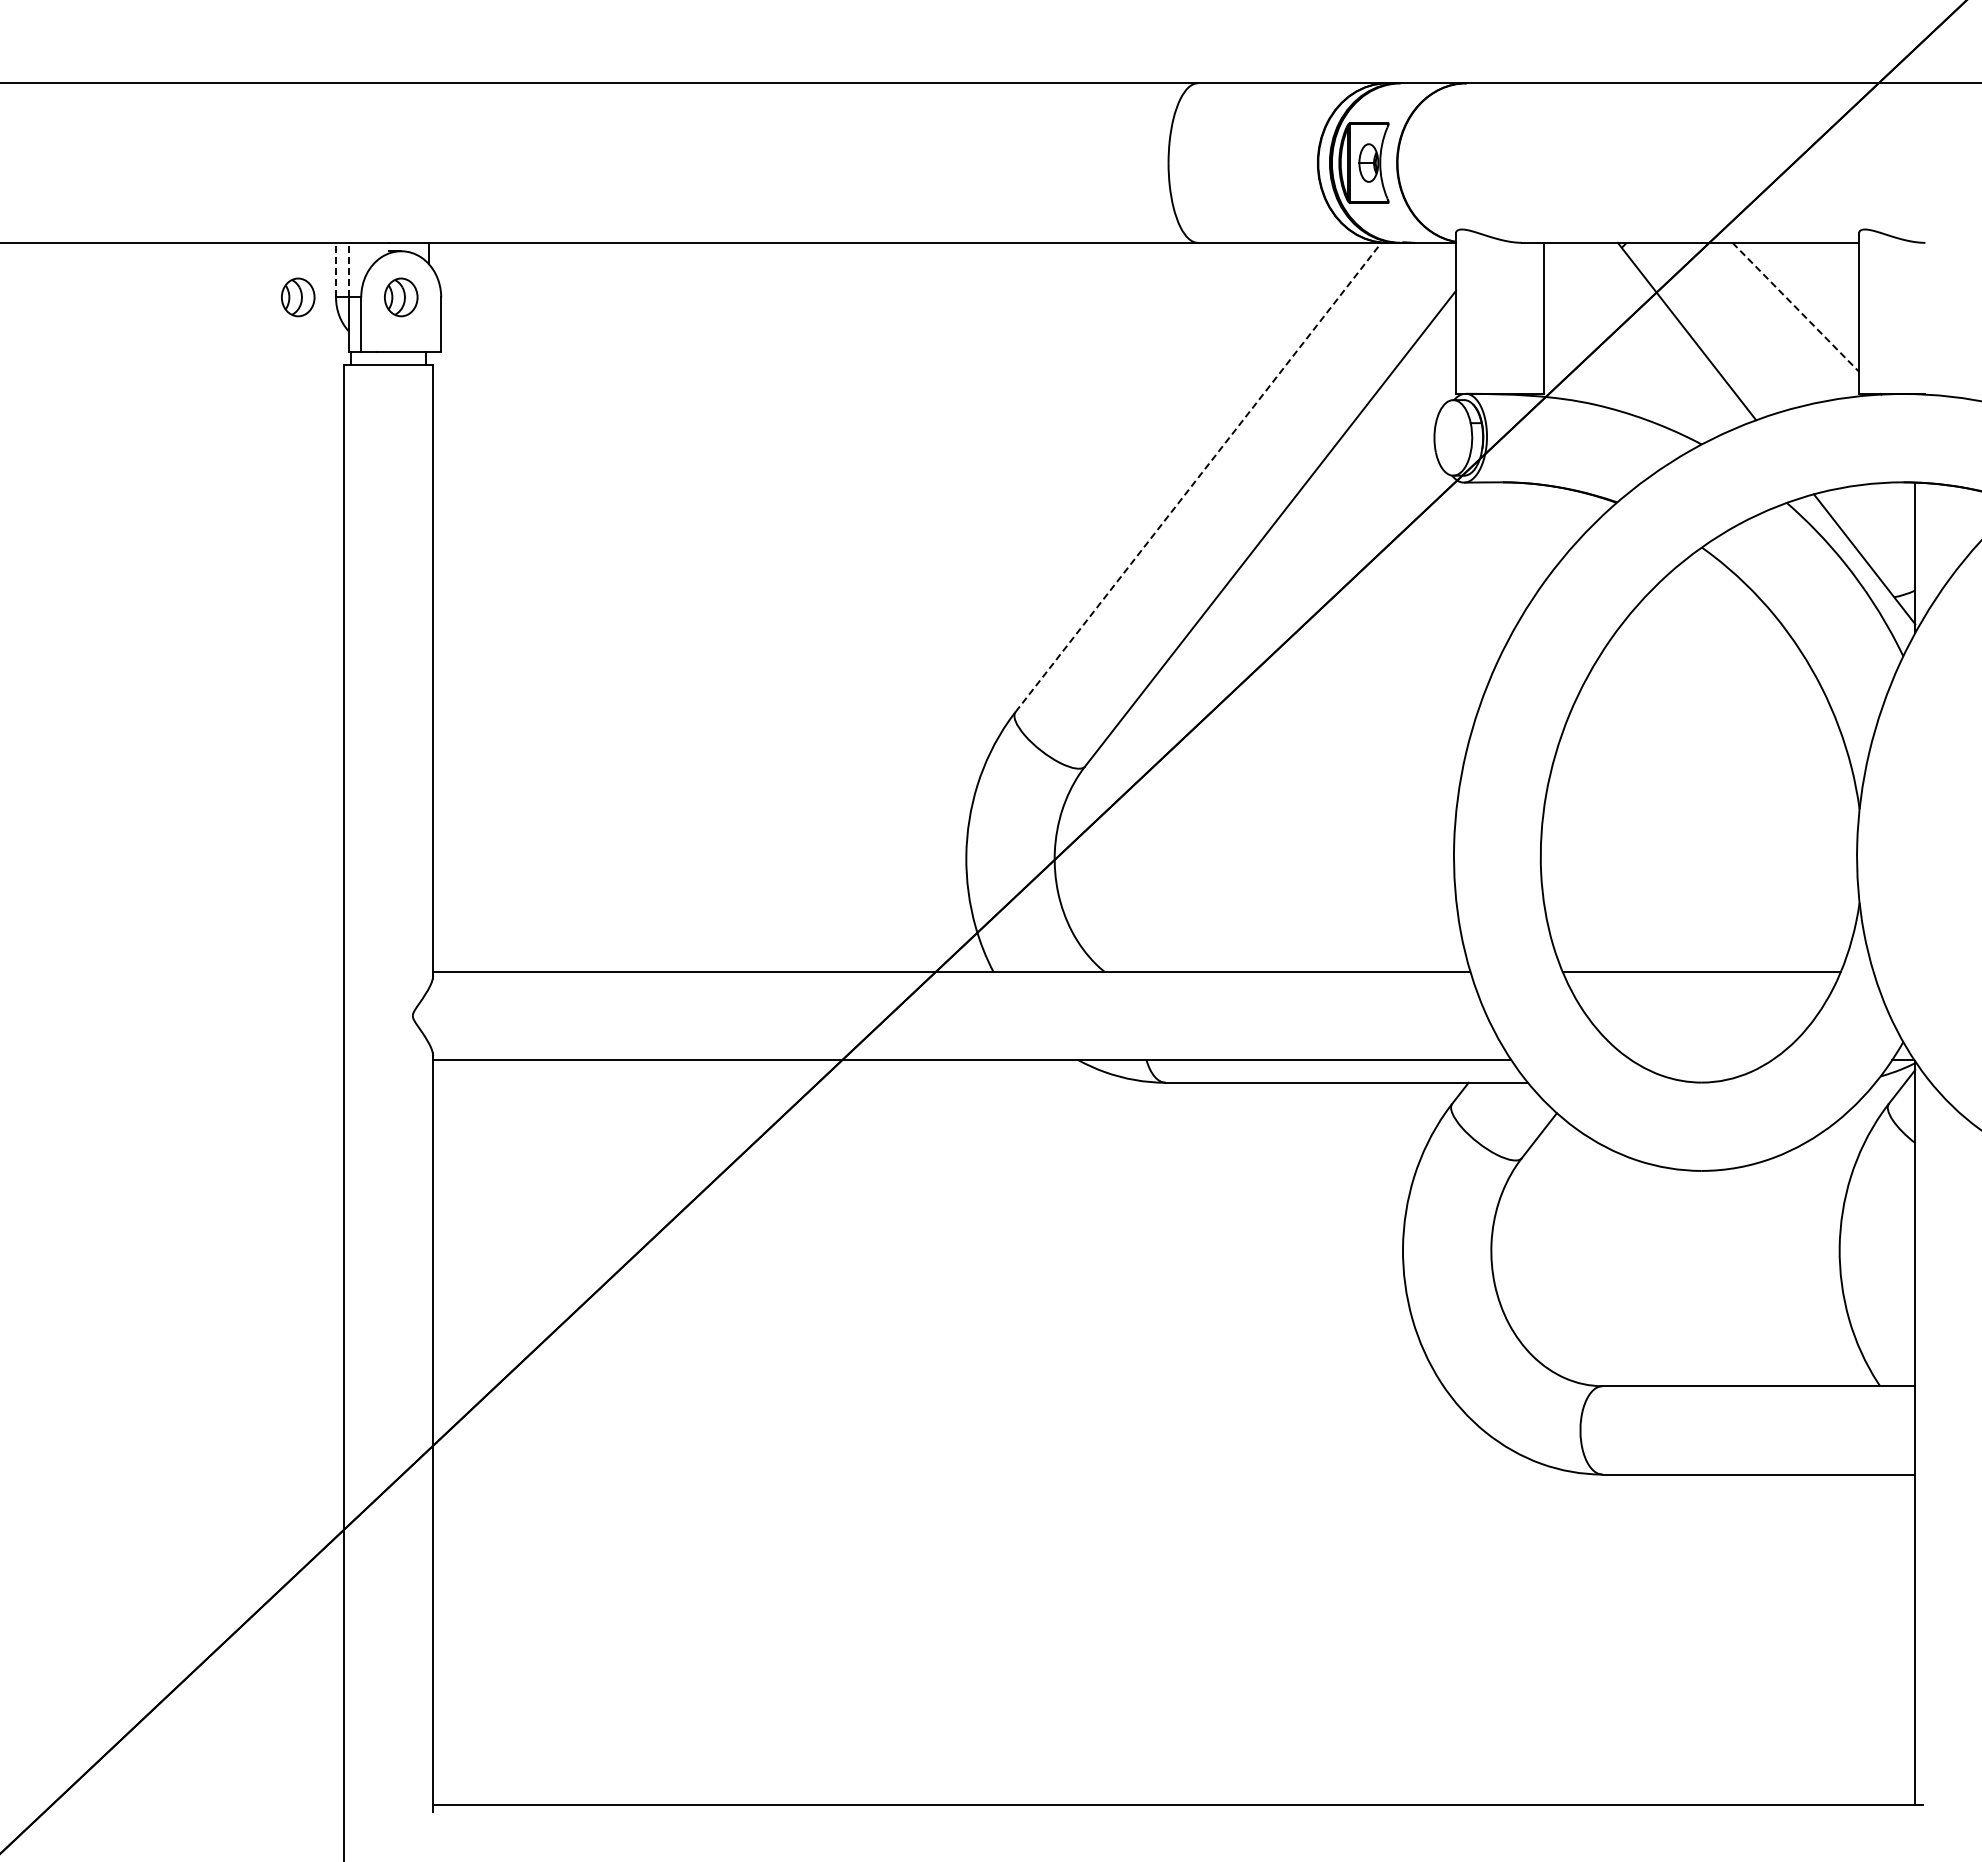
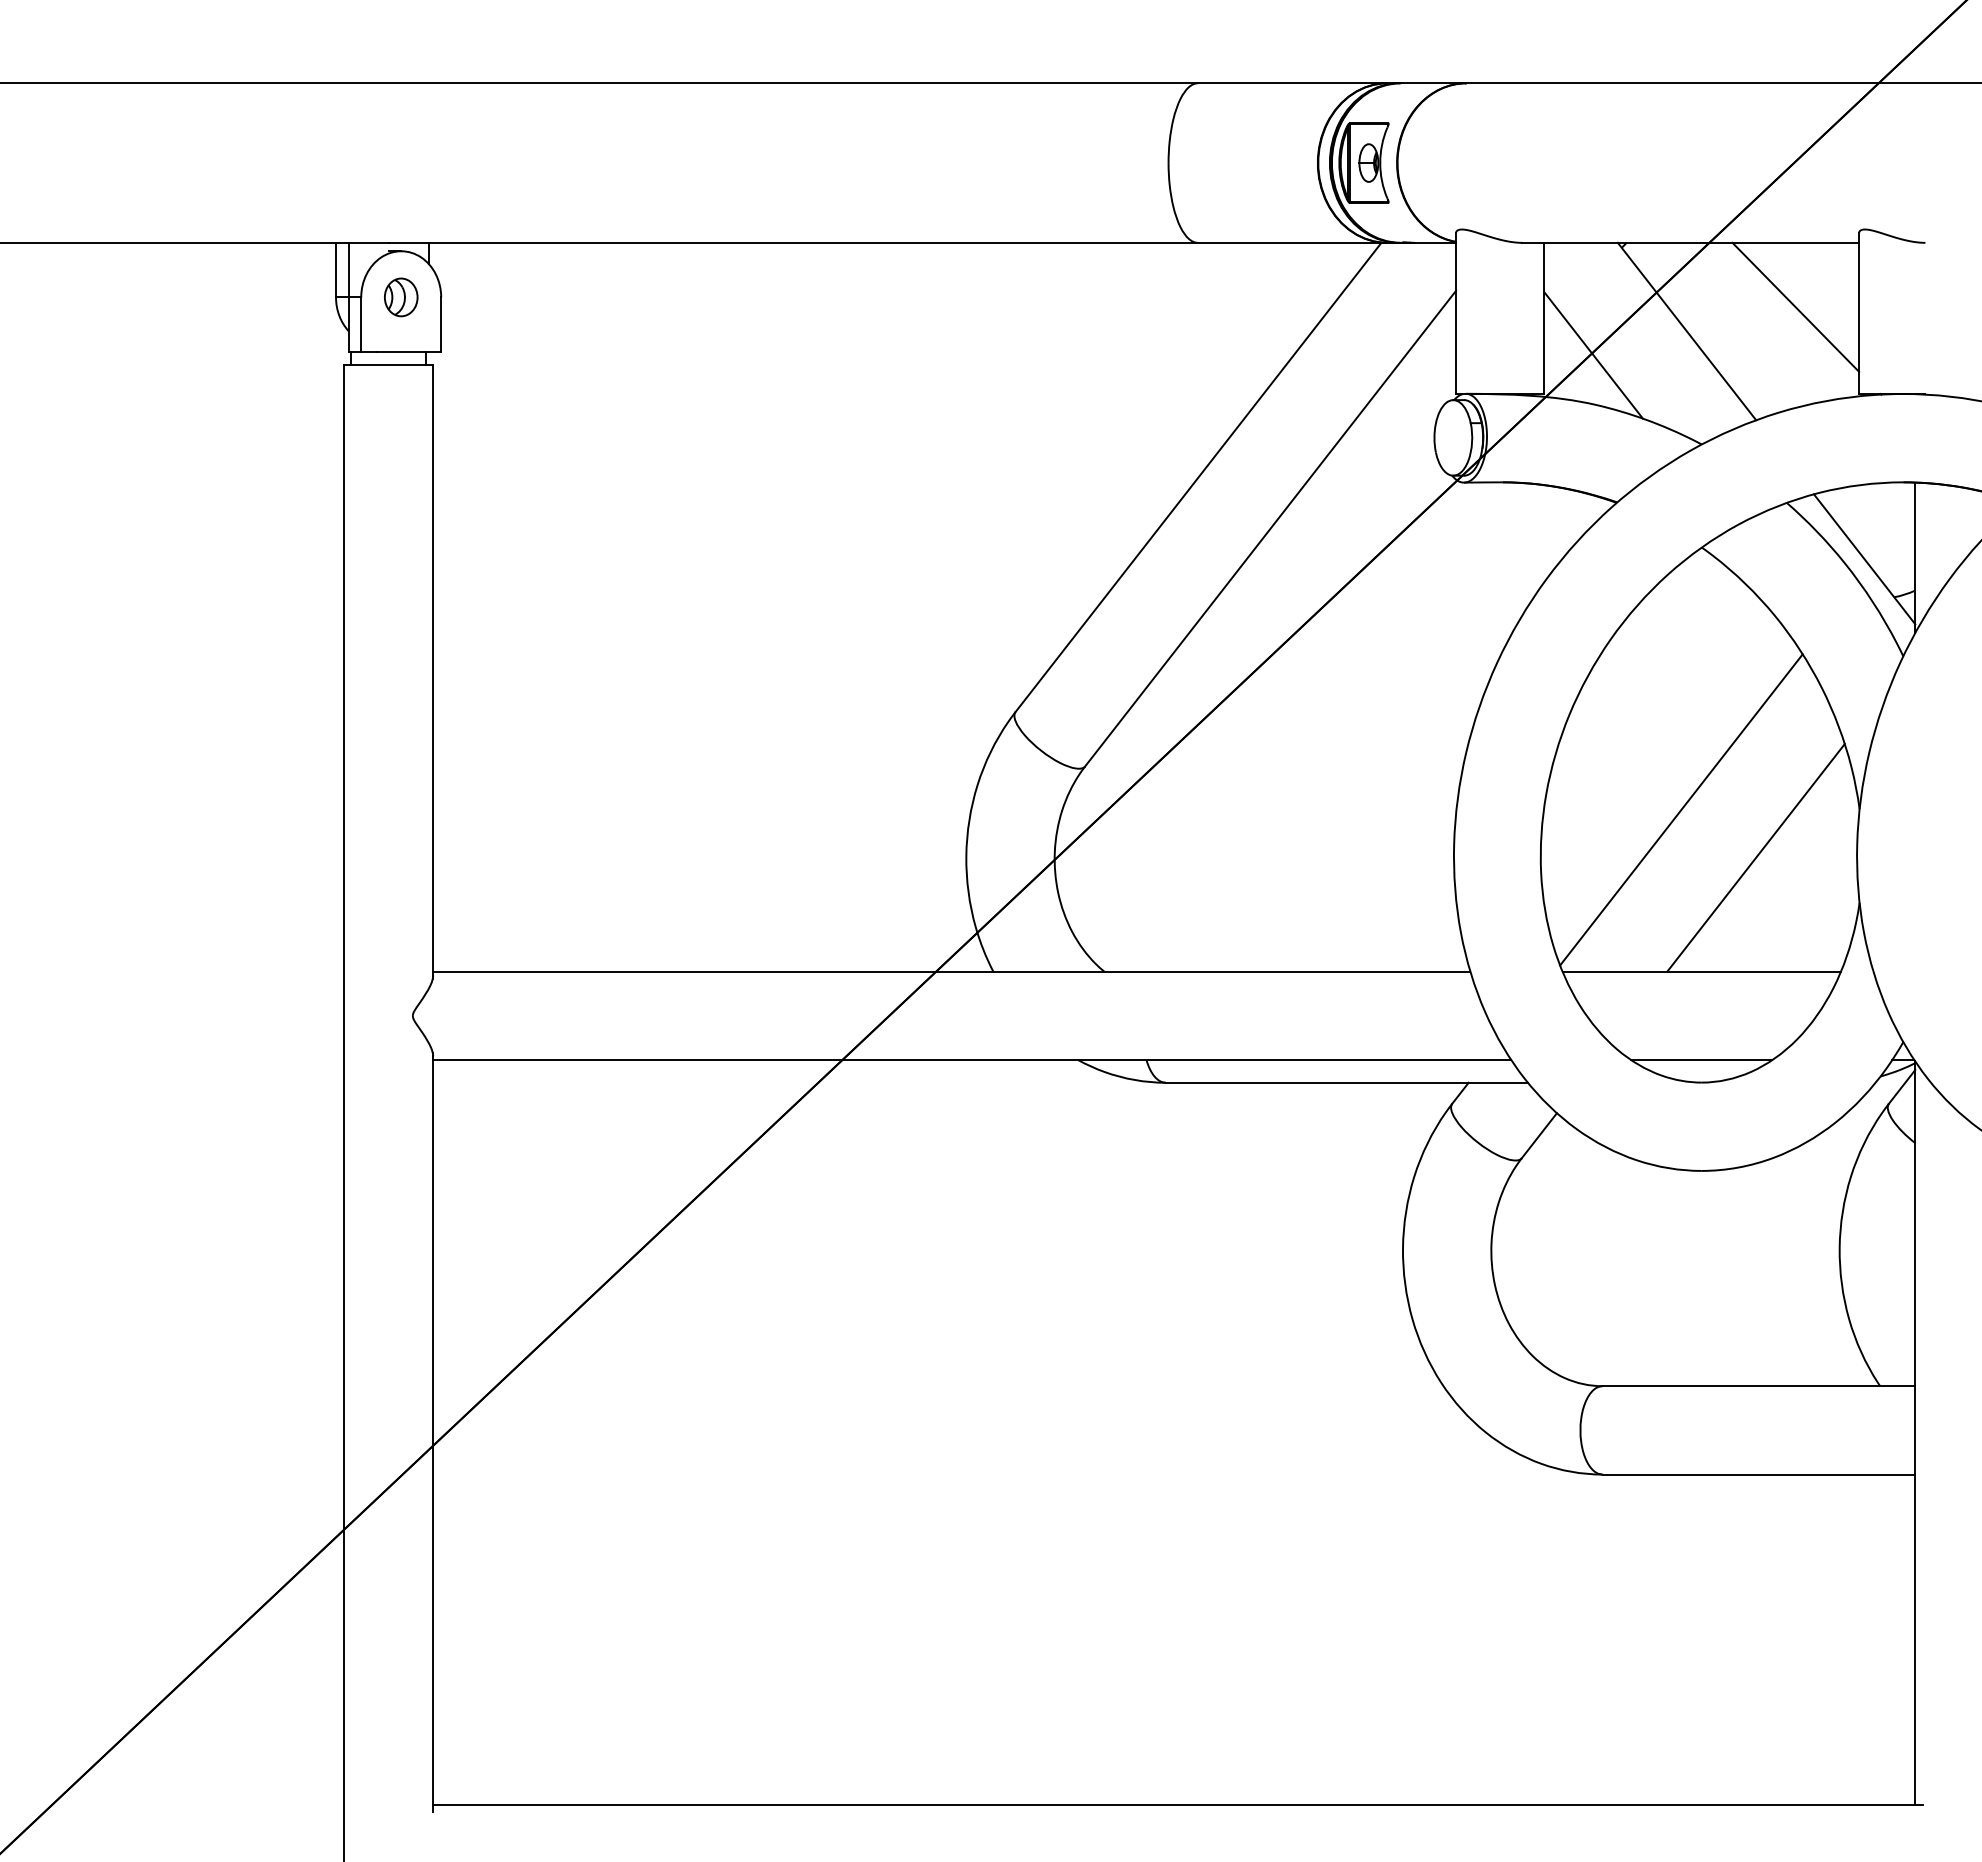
line: dashed -> solid (336, 269)
line: dashed -> solid (348, 269)
part: present -> none (298, 297)
line: dashed -> solid (1796, 307)
line: none -> present (1593, 355)
line: dashed -> solid (1198, 477)
line: none -> present (1681, 809)
line: none -> present (1755, 857)
line: none -> present (1701, 1060)
